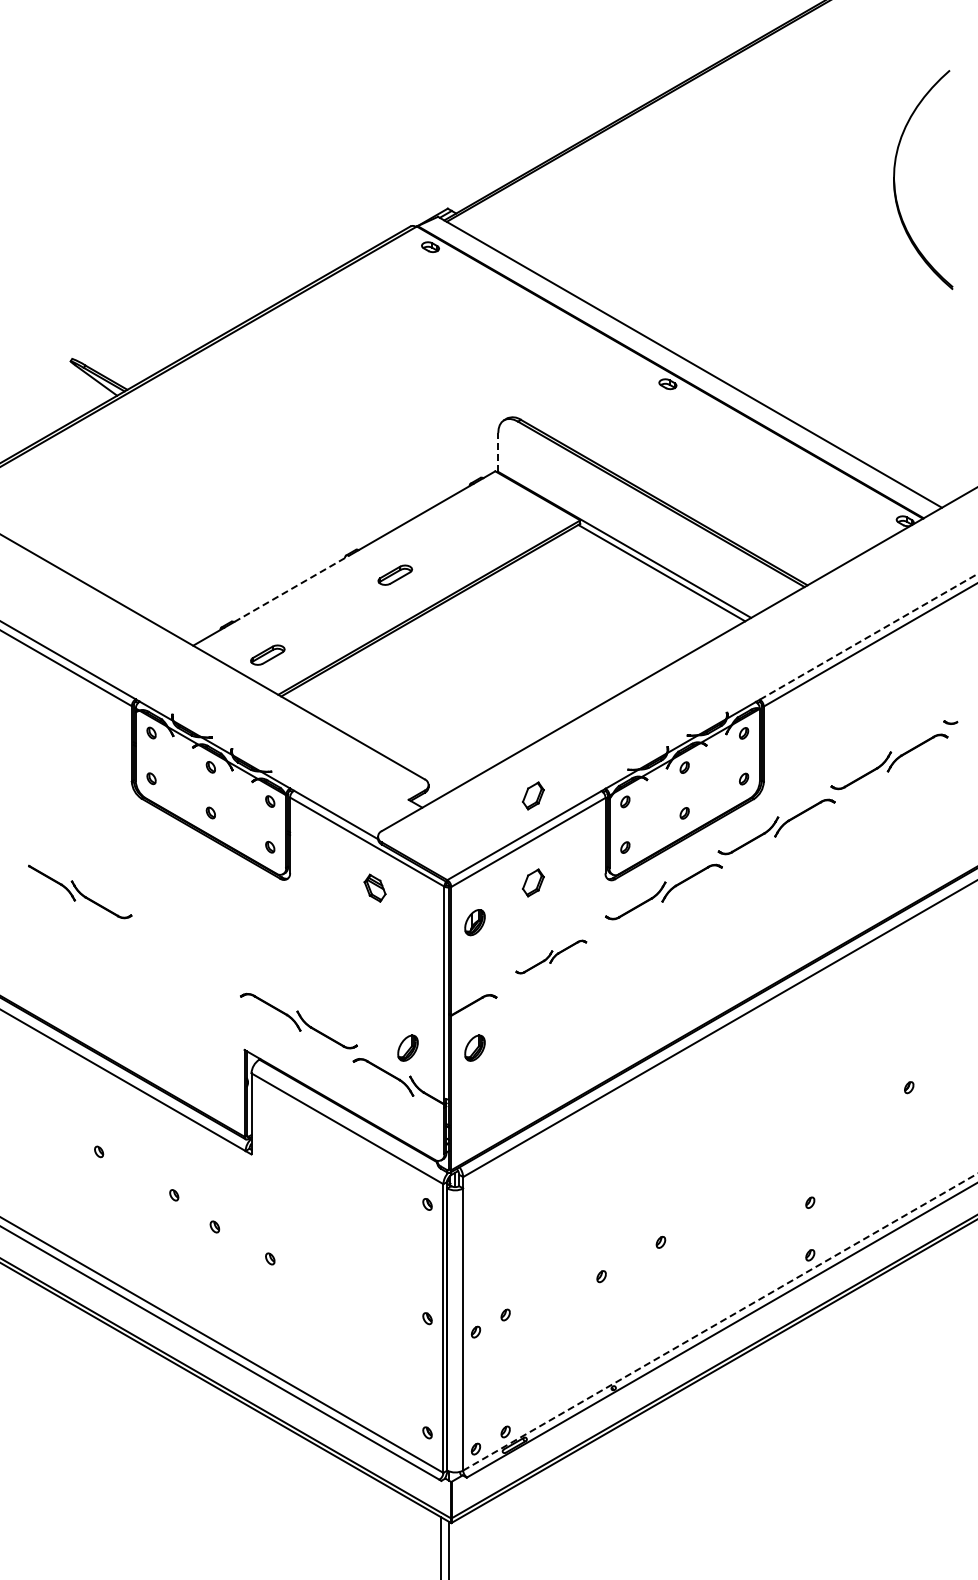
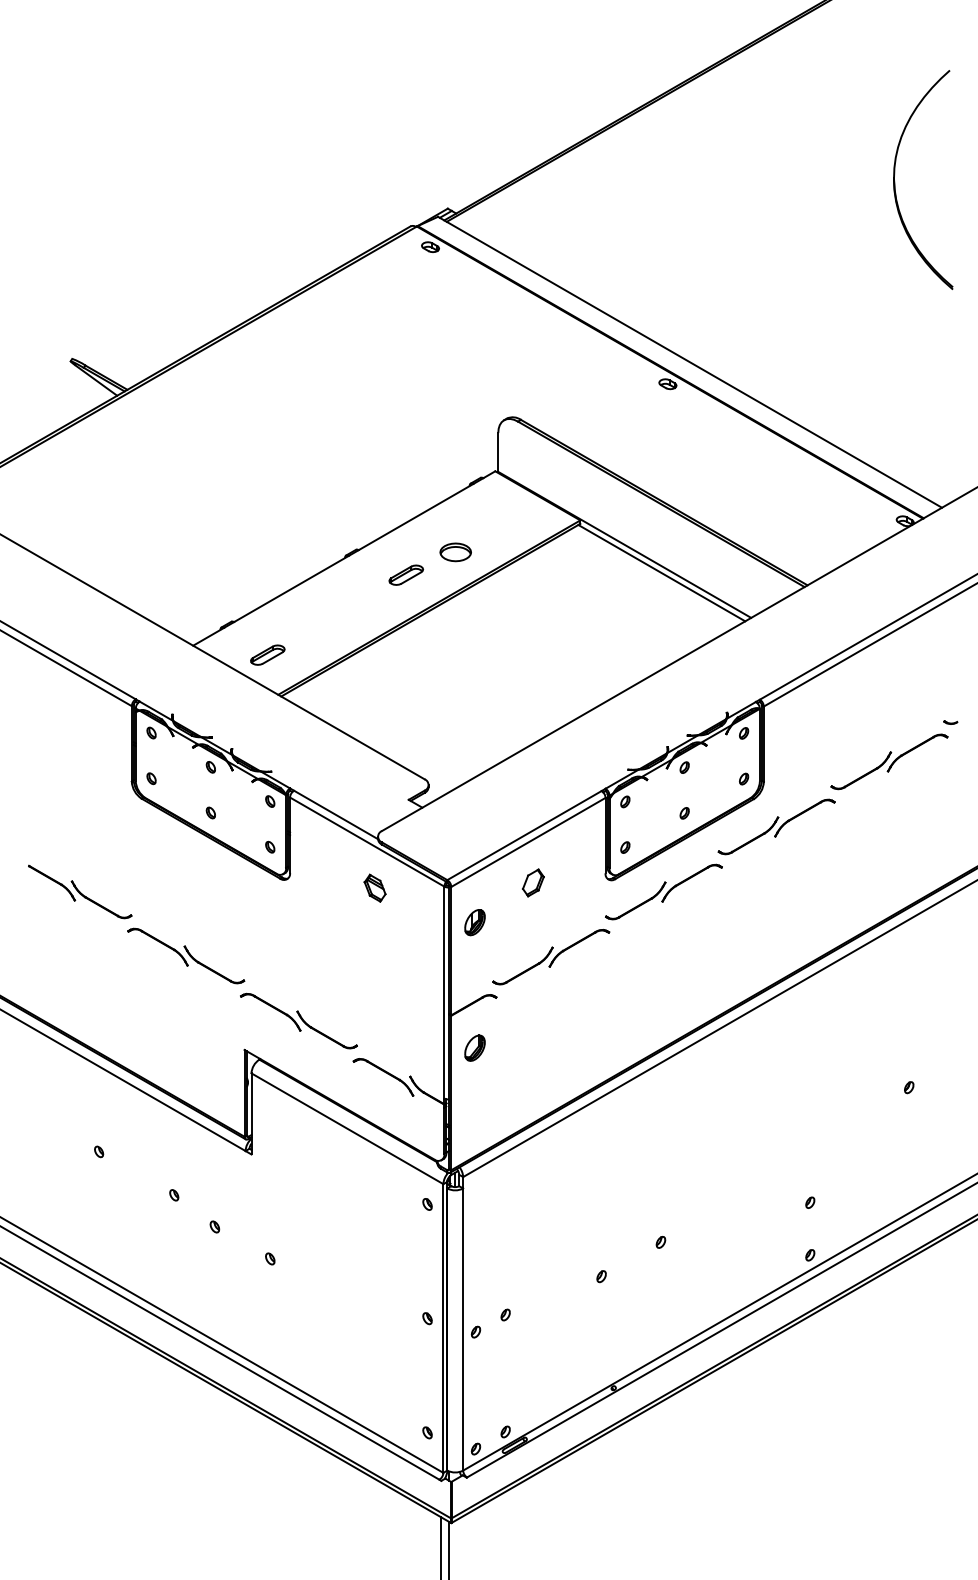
line: dashed -> solid (498, 451)
part: none -> present (455, 552)
part position: (395, 574) -> (406, 574) (406, 574)
line: dashed -> solid (292, 588)
line: dashed -> solid (868, 636)
part: present -> none (533, 795)
part: none -> present (186, 955)
part size: 73x36 px -> 119x58 px (551, 956)
part: present -> none (407, 1047)
line: dashed -> solid (720, 1322)
